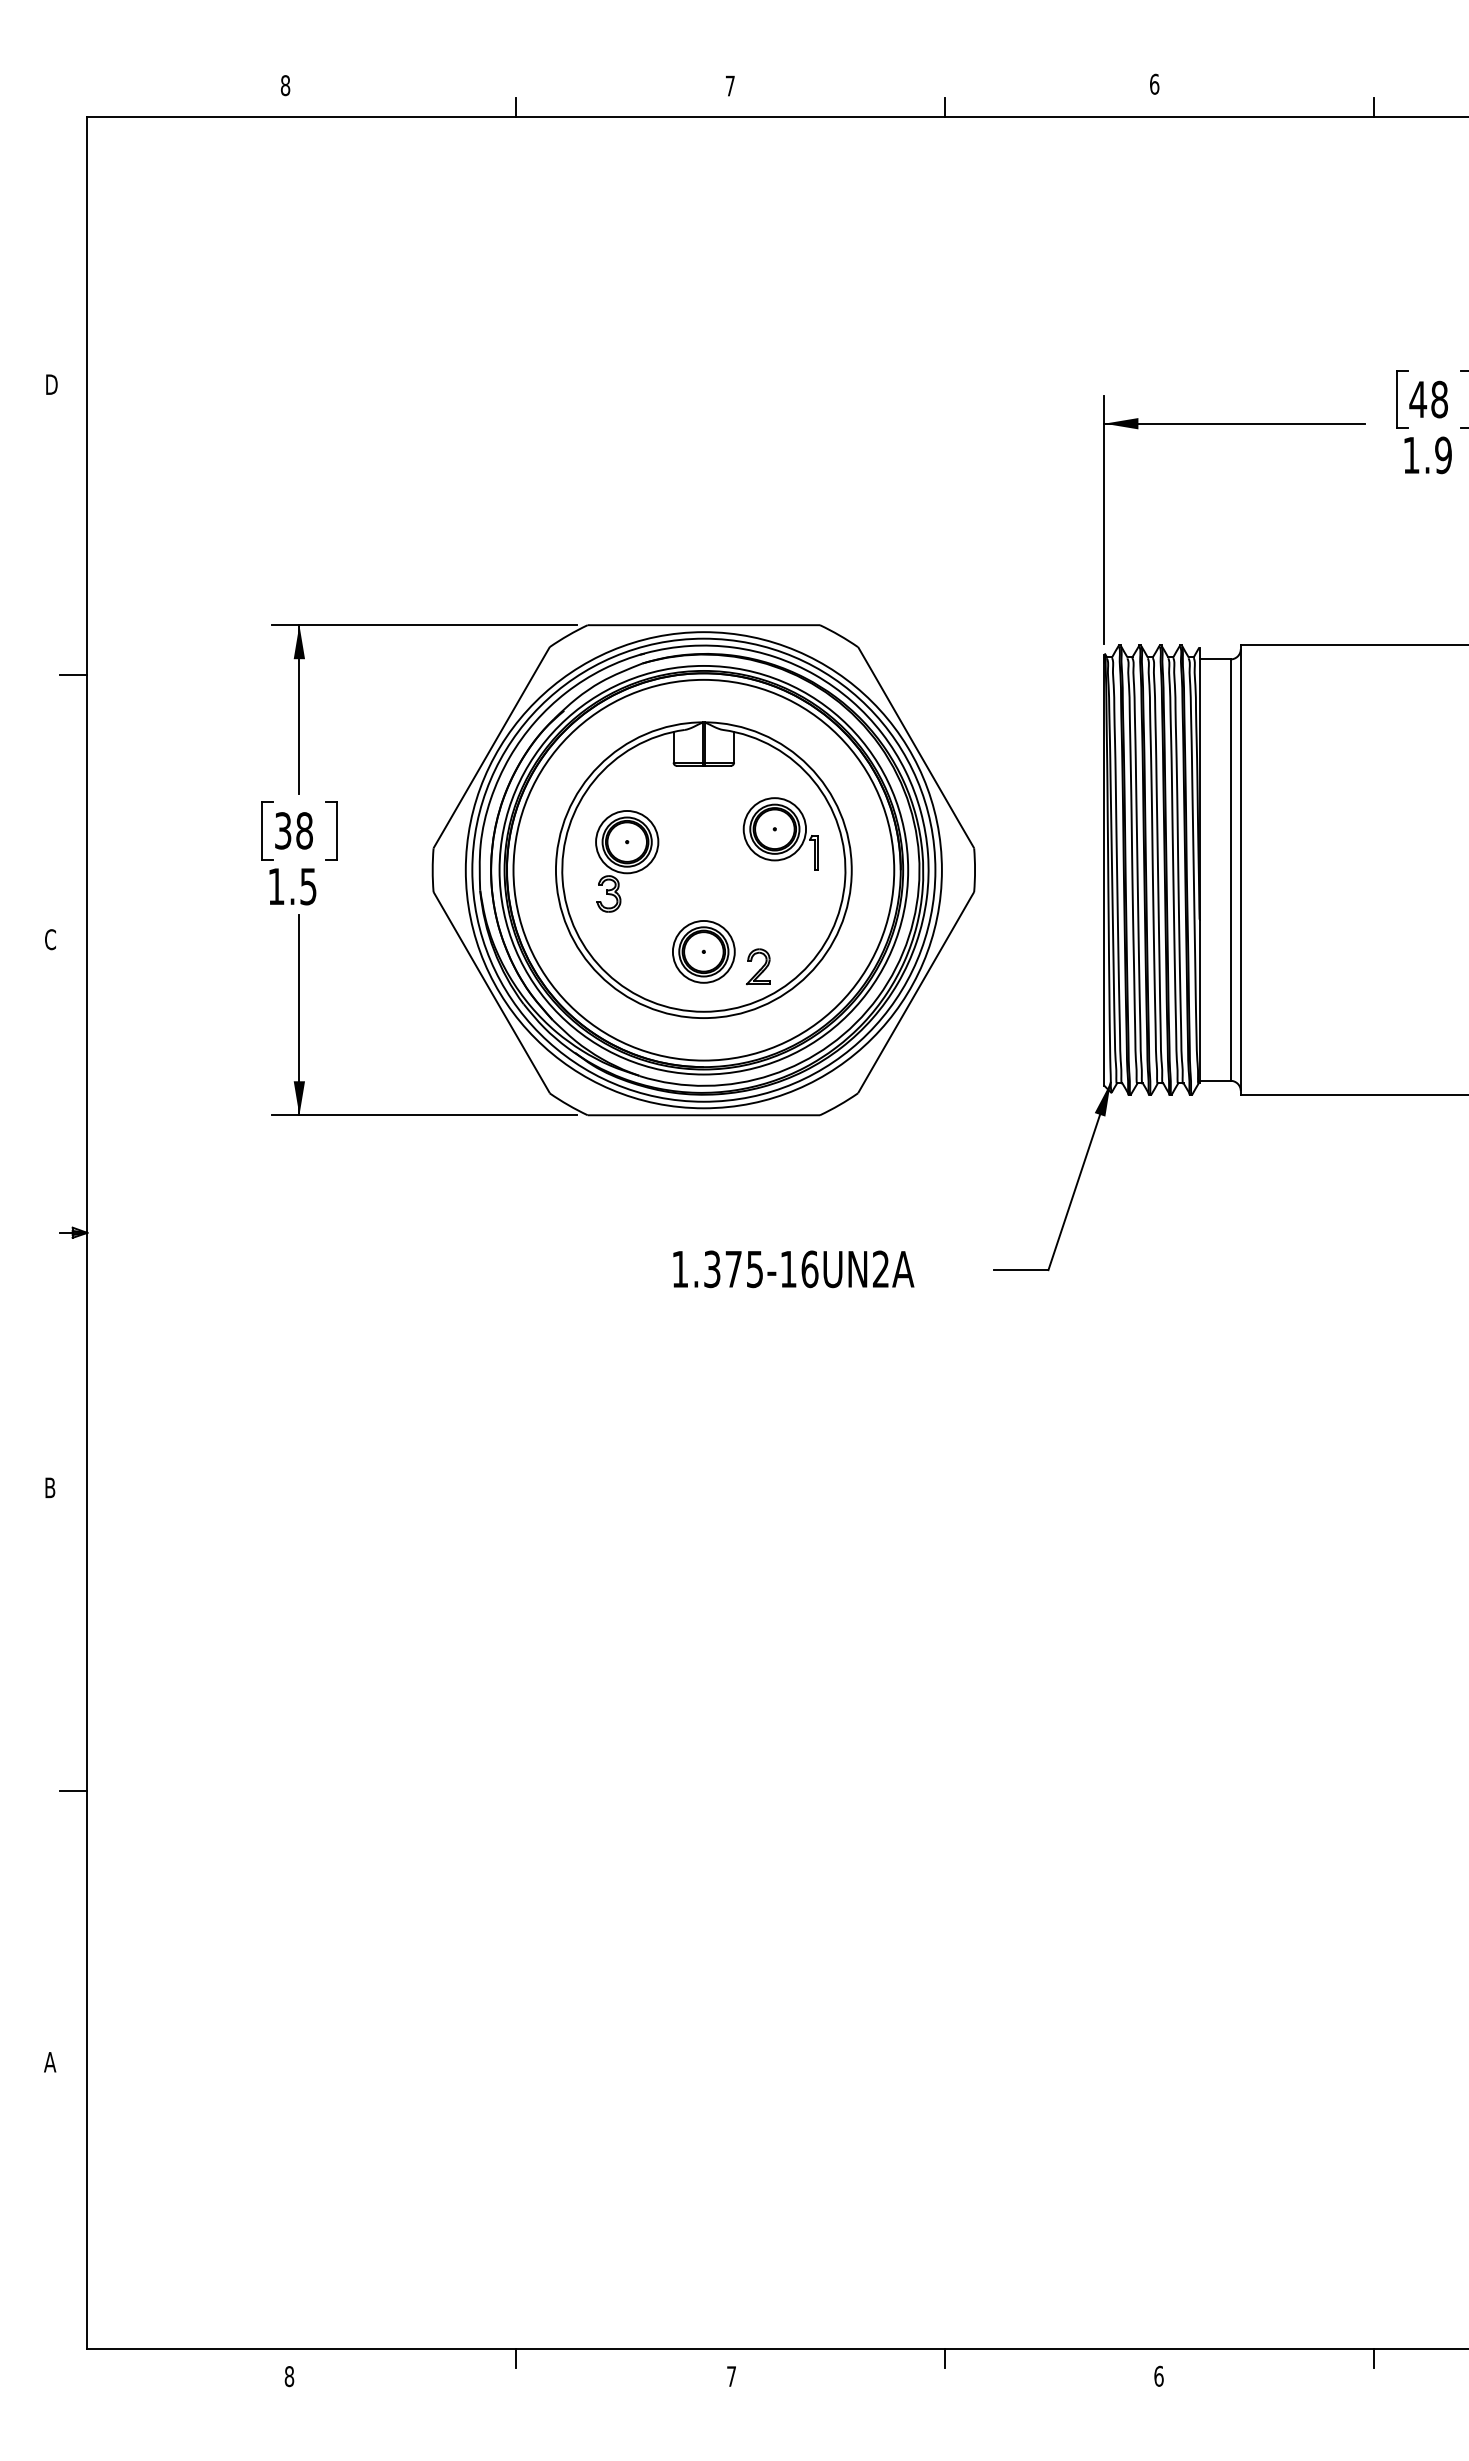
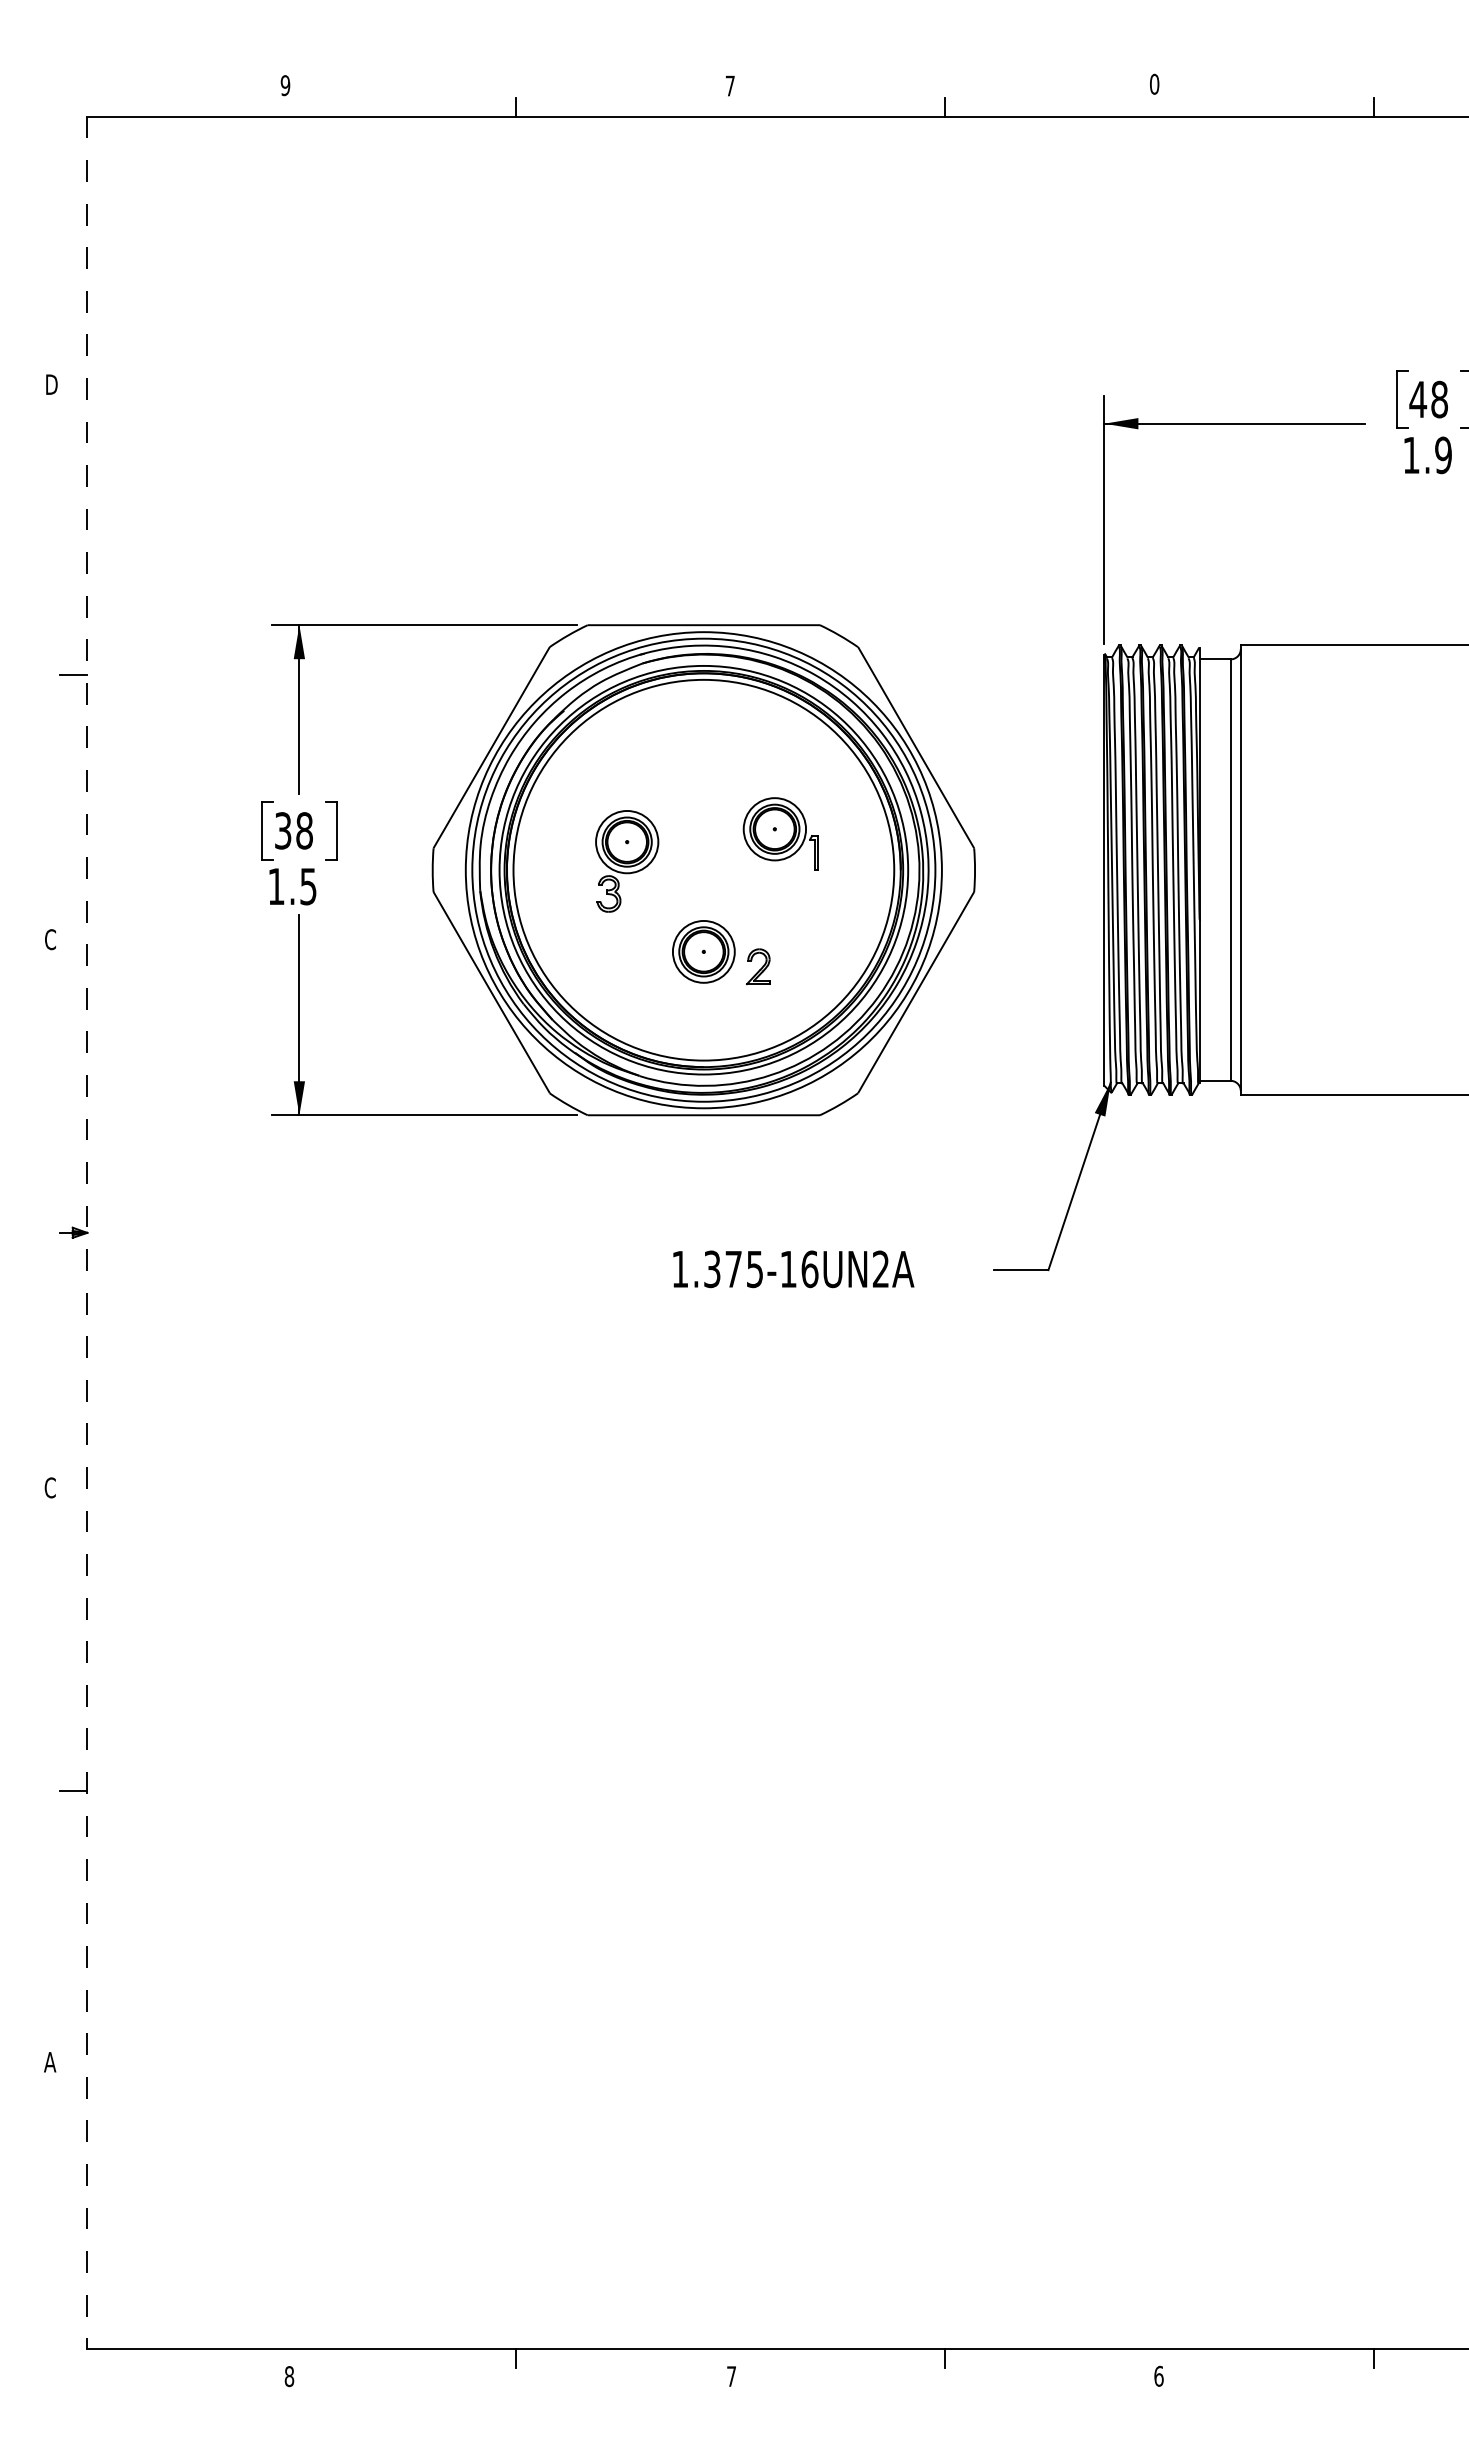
text: 6 -> 0 (1154, 83)
text: 8 -> 9 (285, 85)
part: present -> none (703, 869)
line: solid -> dashed (87, 1233)
text: B -> C (49, 1487)
